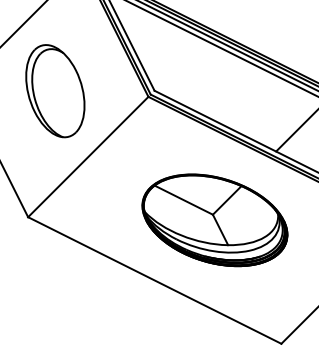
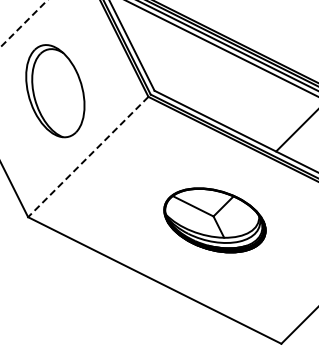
line: solid -> dashed (24, 23)
line: solid -> dashed (87, 157)
part size: 148x95 px -> 104x67 px (214, 220)
